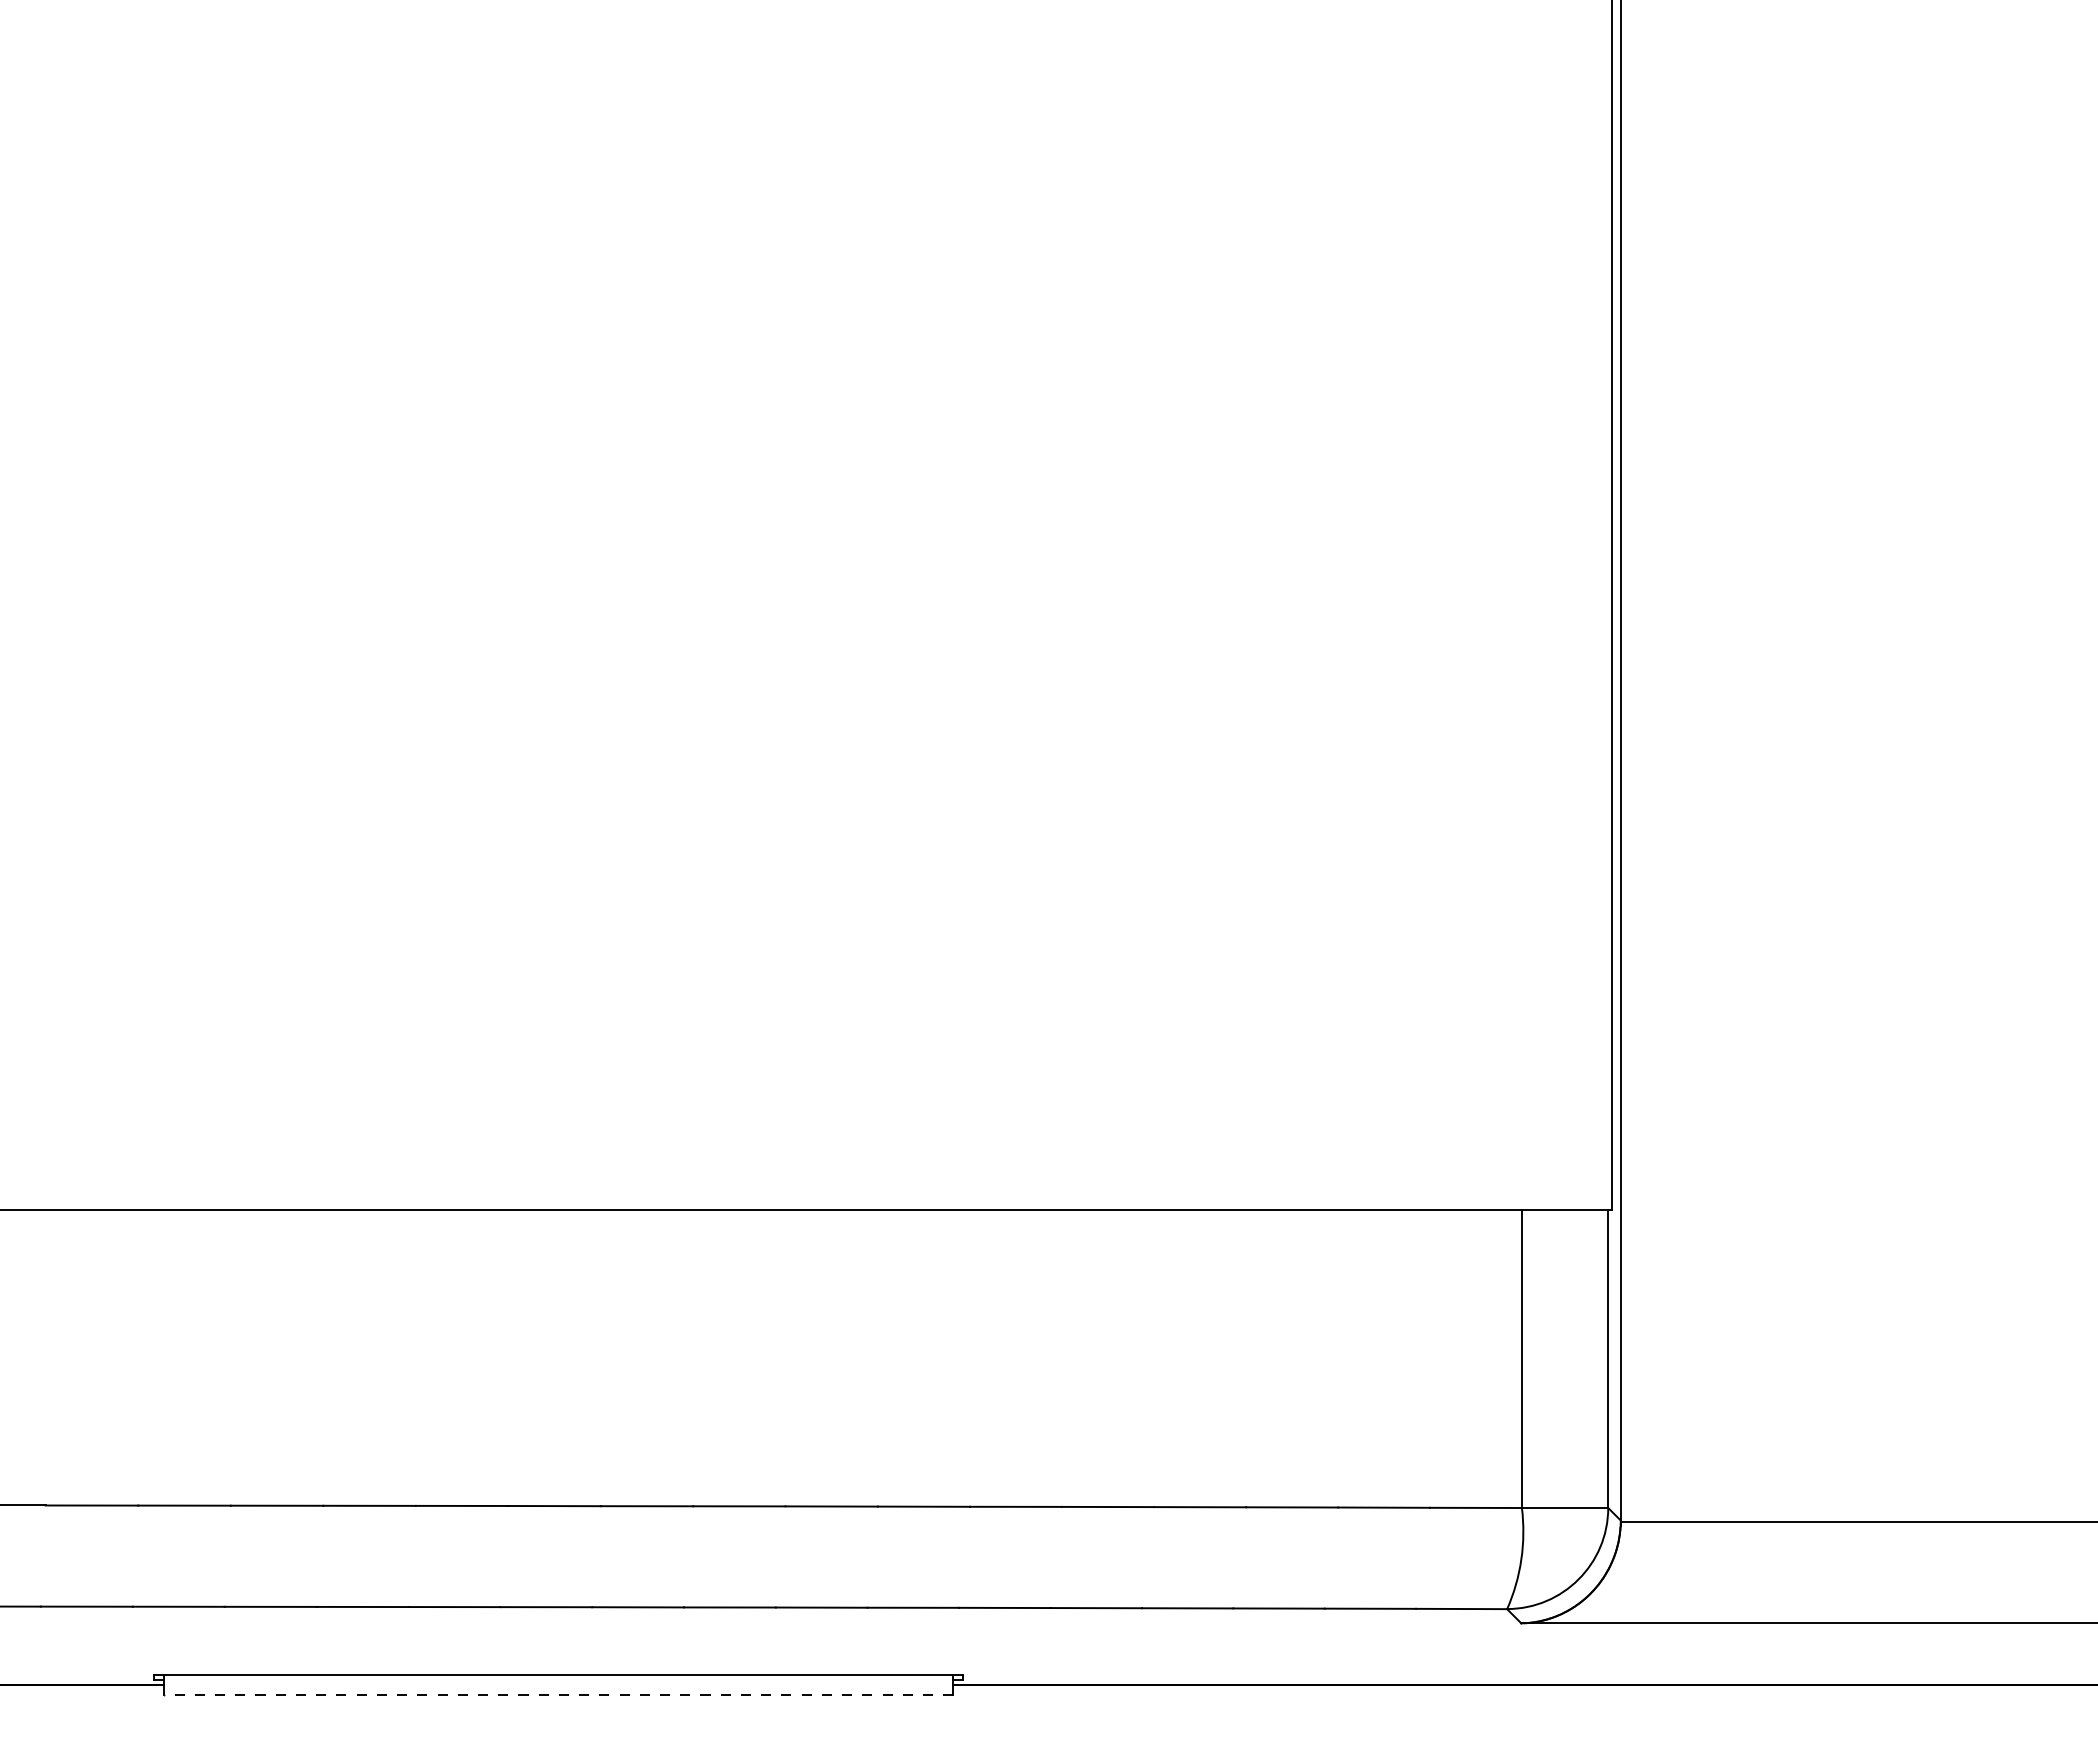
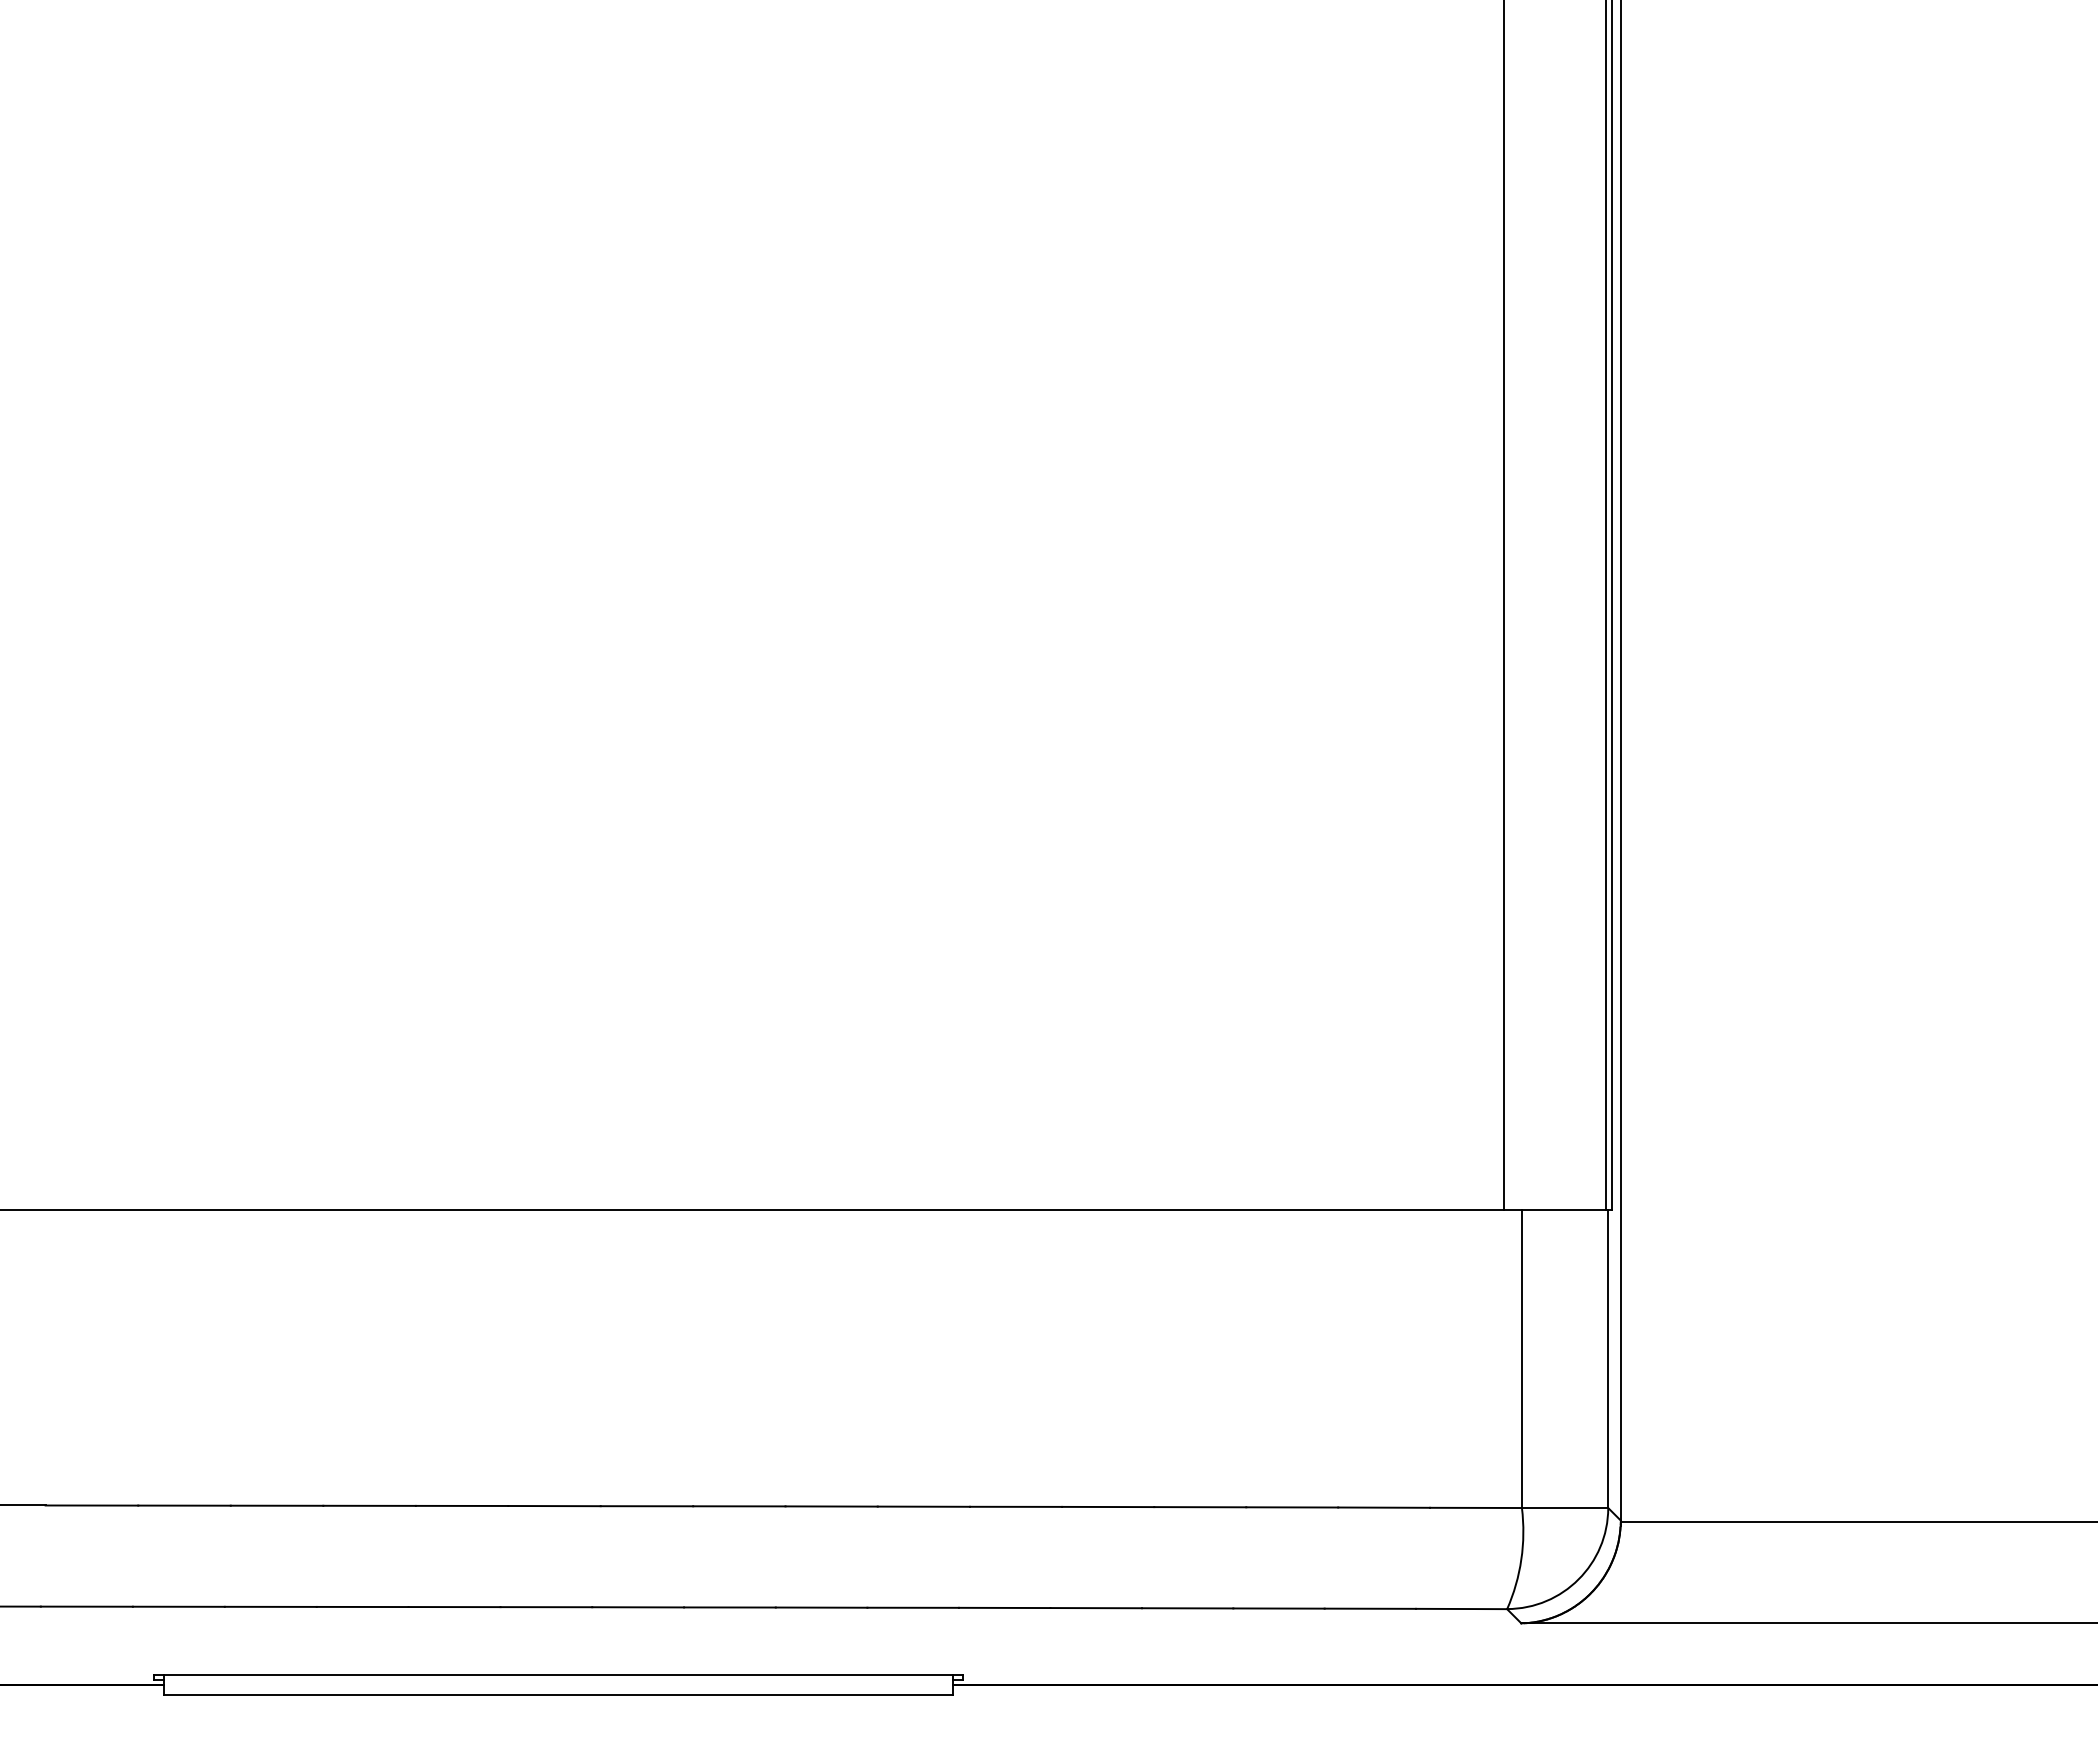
line: none -> present (1504, 605)
line: none -> present (1605, 605)
line: dashed -> solid (558, 1695)
